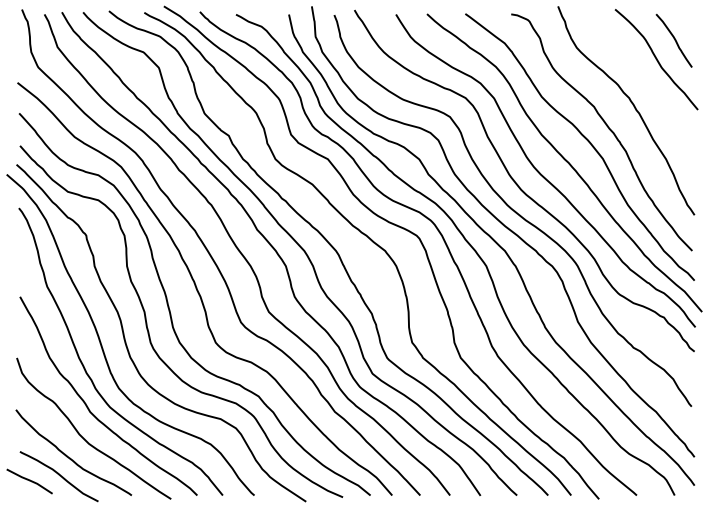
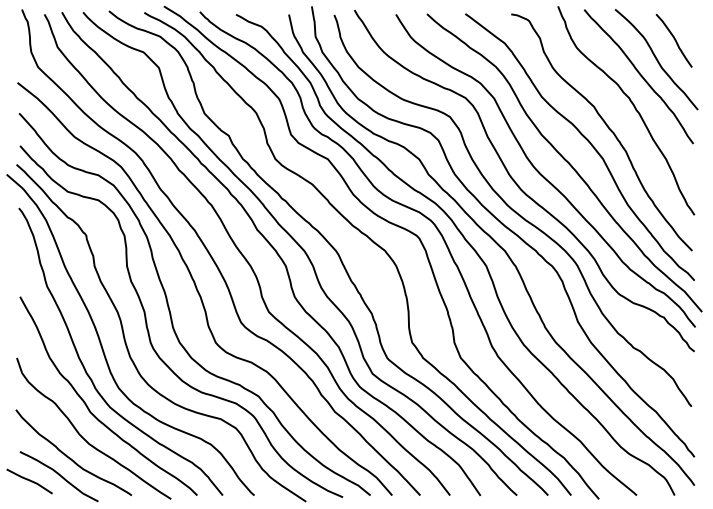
curve: none -> present (639, 75)
